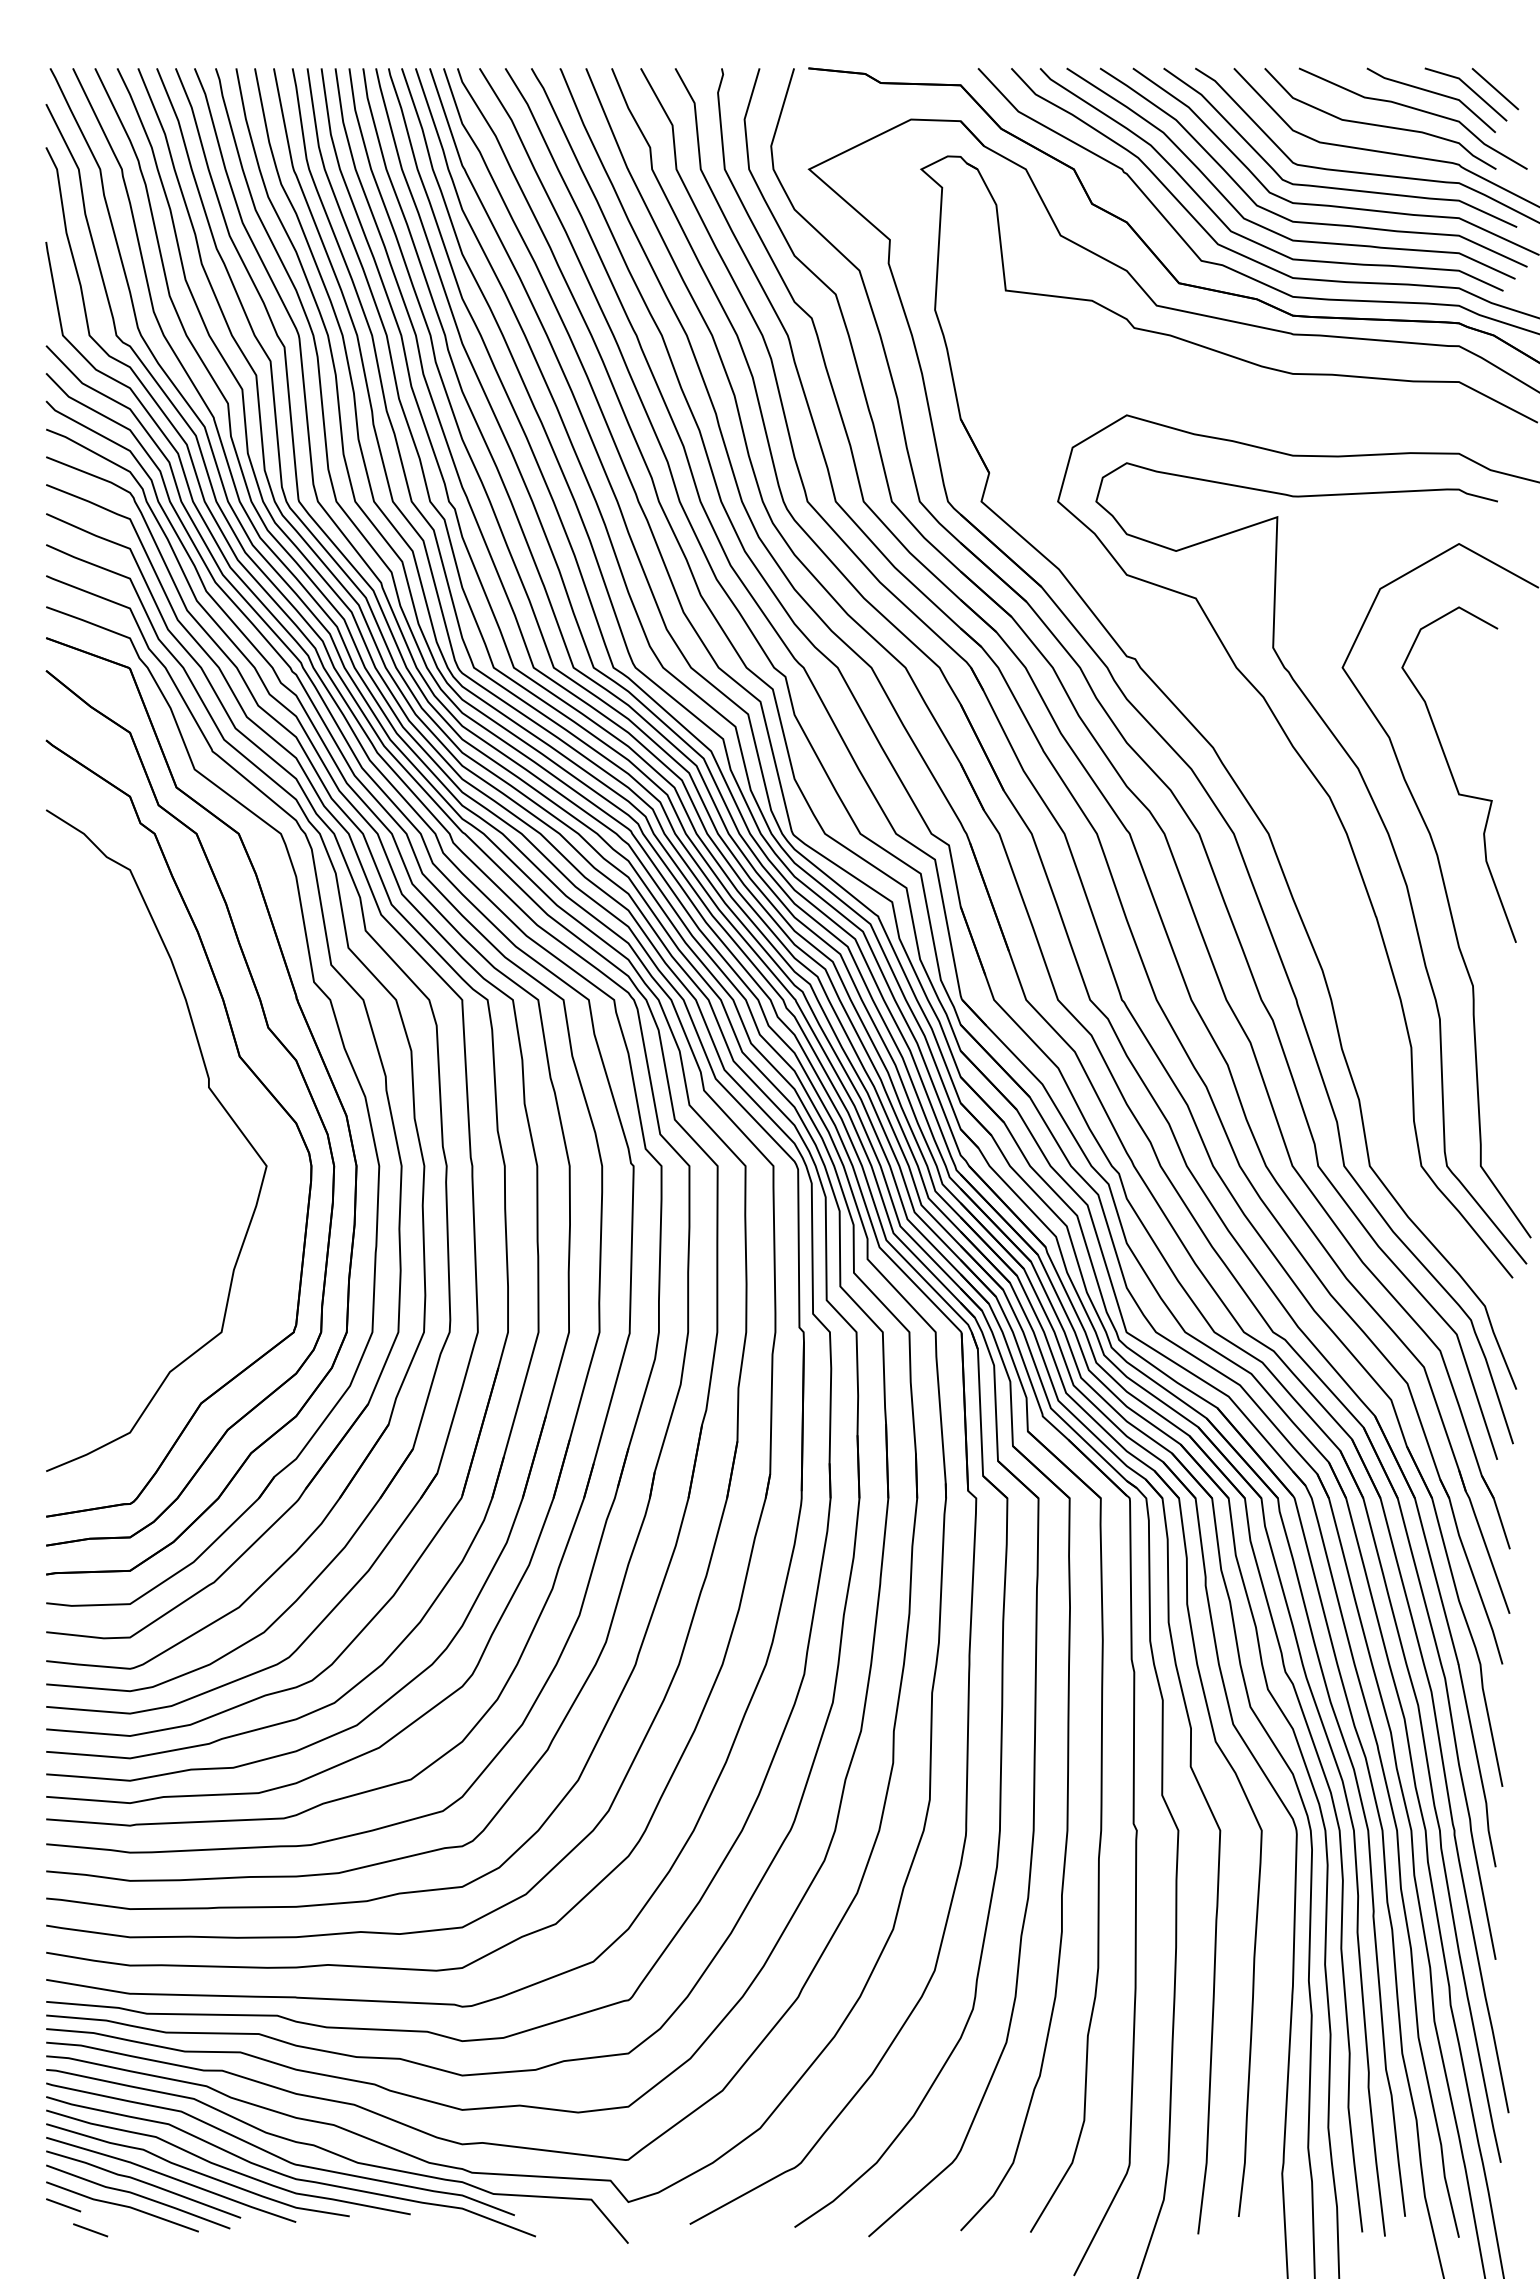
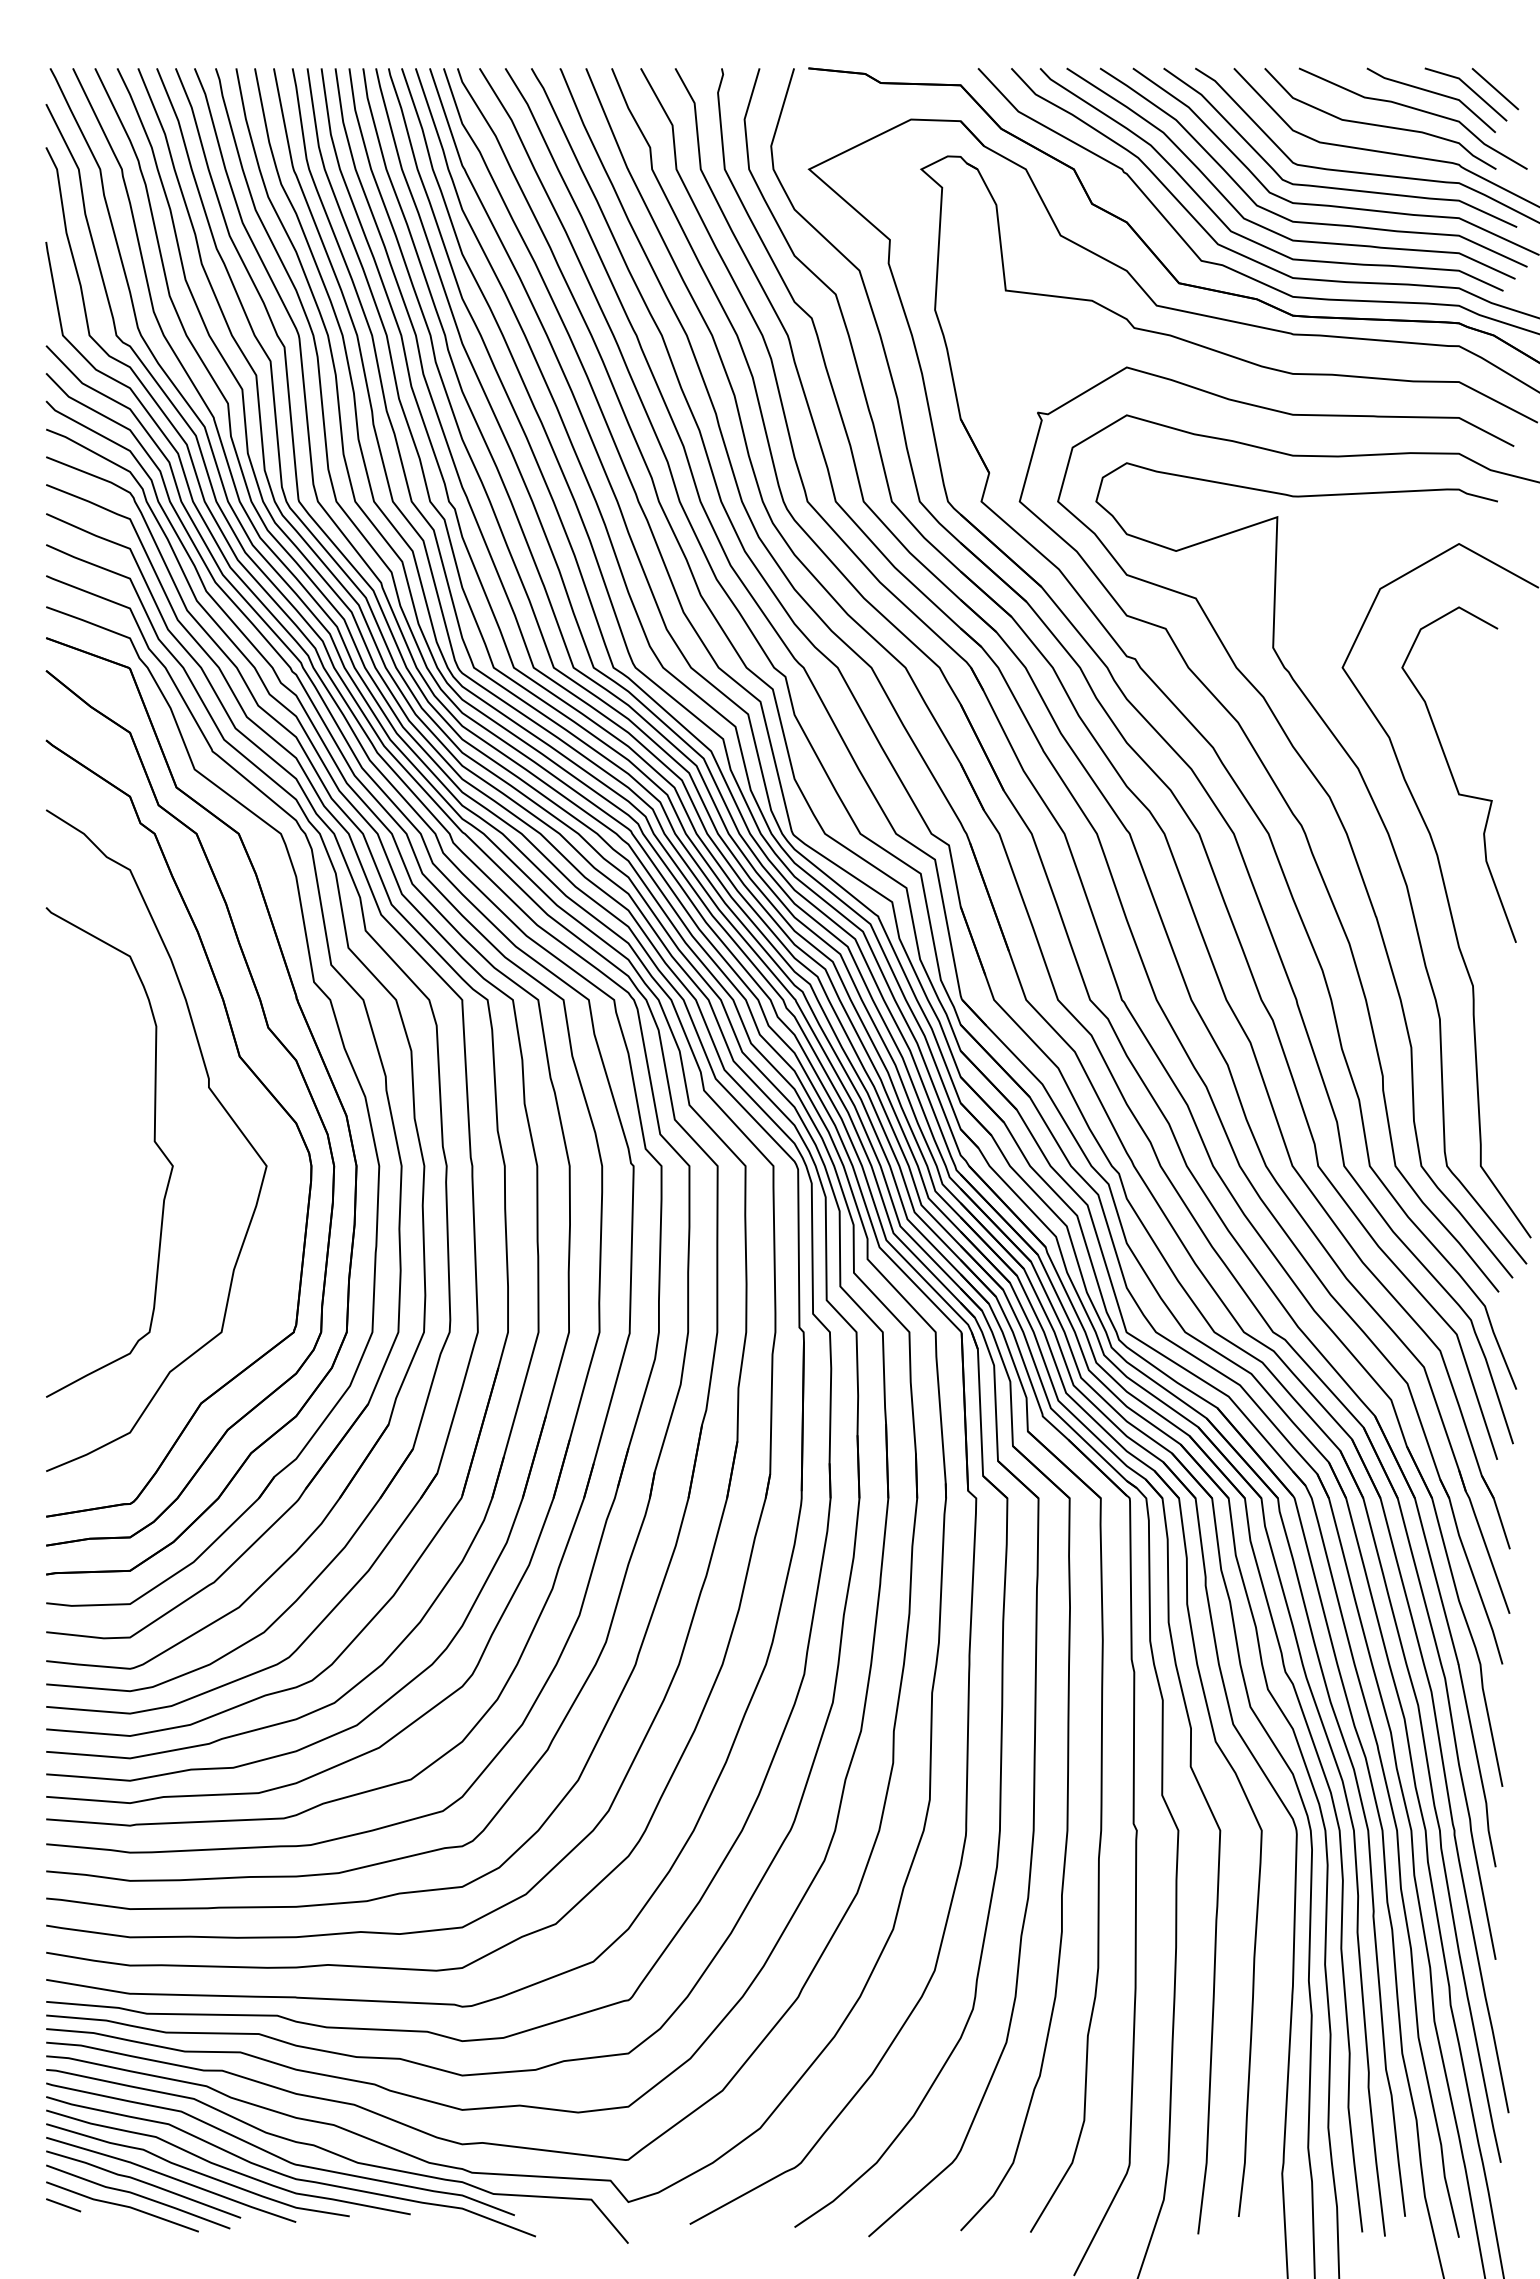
curve: none -> present (1292, 815)
curve: none -> present (153, 1141)
line: present -> none (90, 2230)
